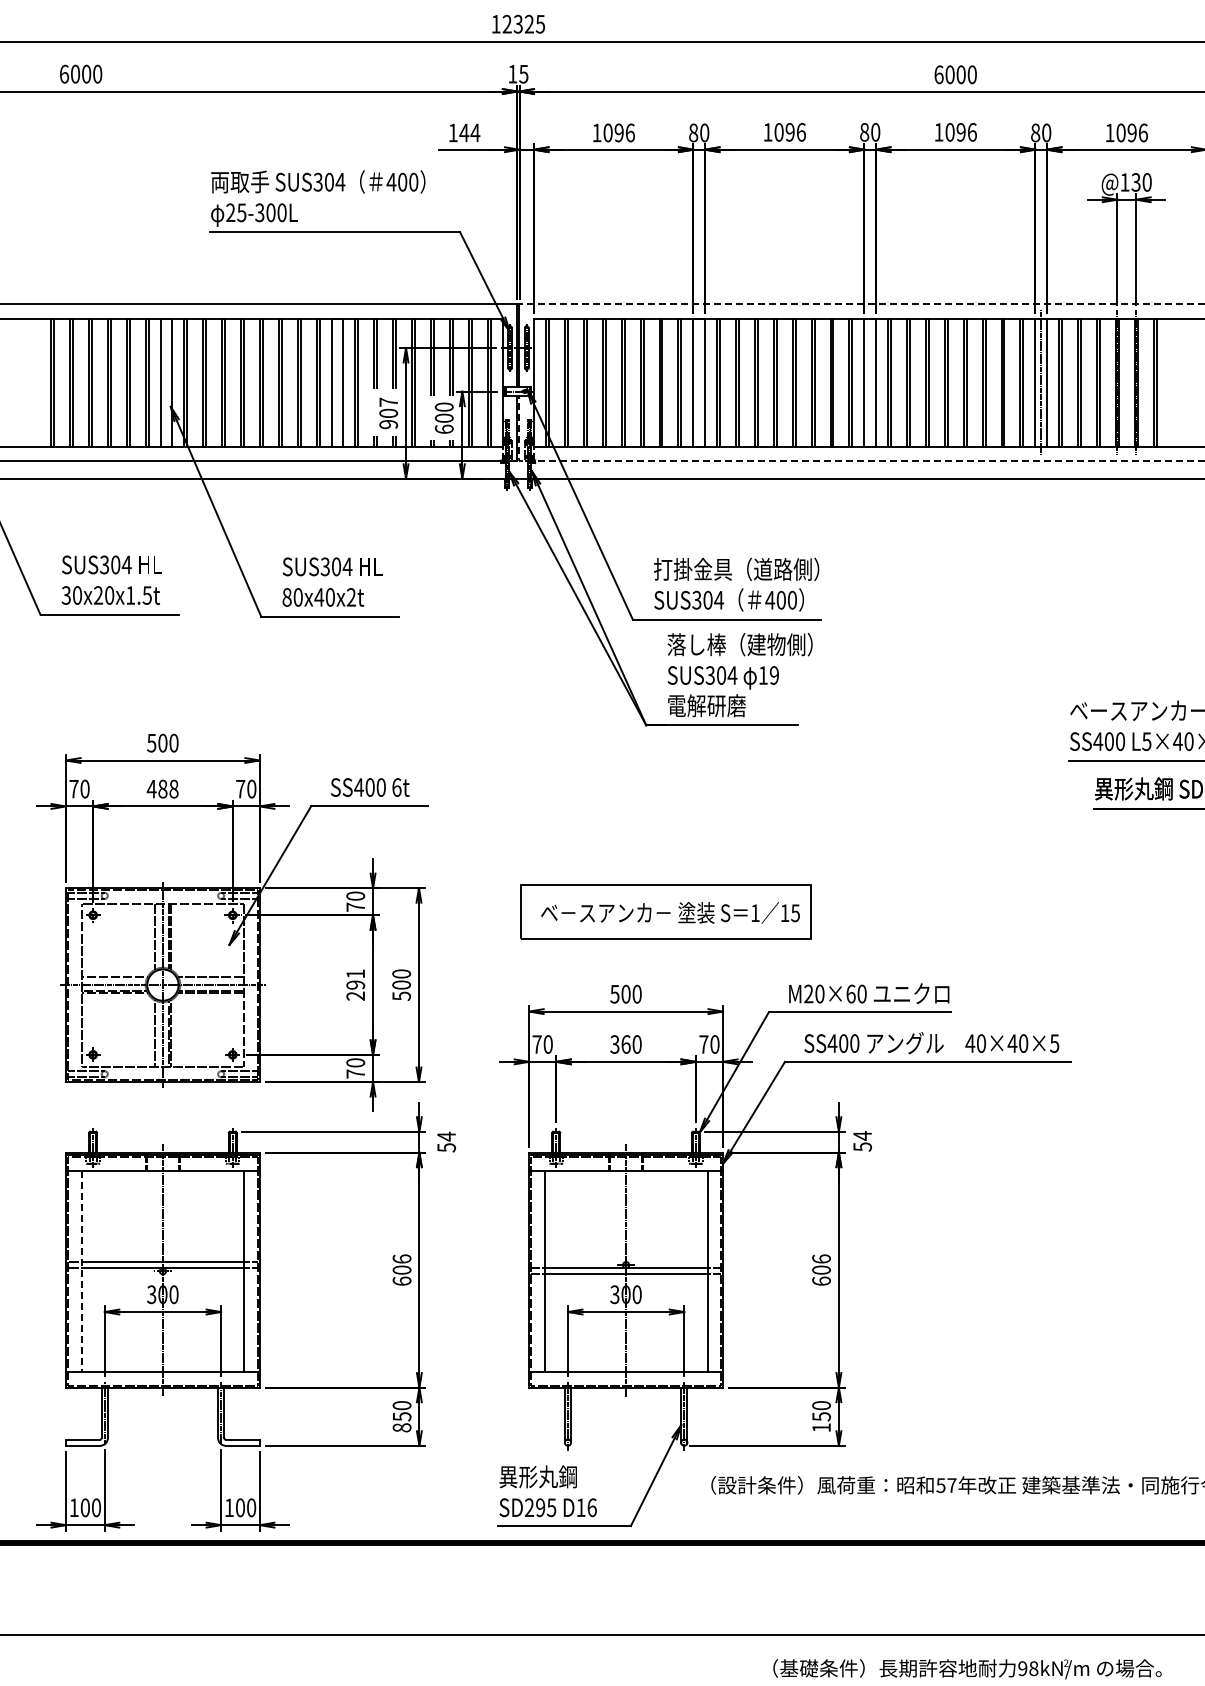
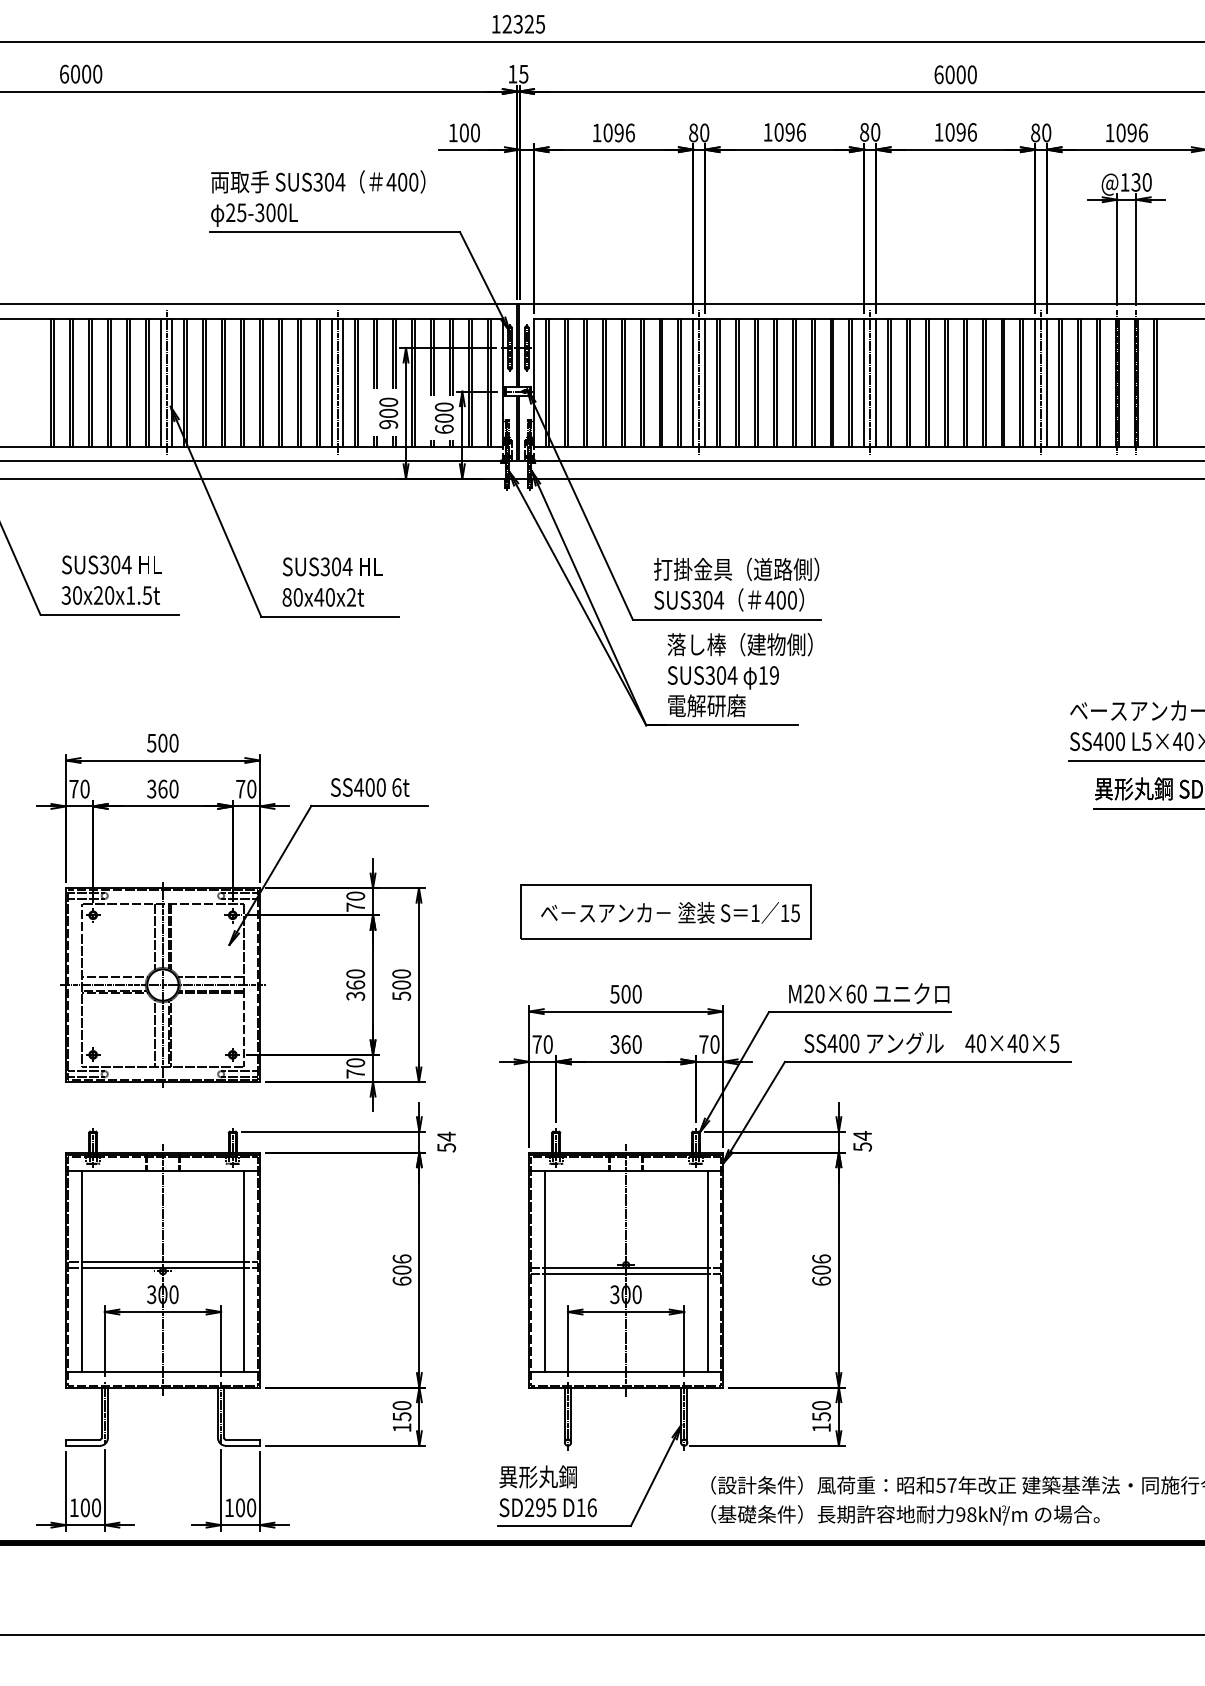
text: 144 -> 100 (469, 132)
line: dashed -> solid (861, 304)
line: none -> present (166, 382)
line: none -> present (337, 382)
line: none -> present (699, 382)
line: none -> present (870, 382)
text: 907 -> 900 (388, 401)
line: dashed -> solid (828, 461)
text: 488 -> 360 (162, 788)
text: 291 -> 360 (355, 984)
line: dashed -> solid (81, 1271)
text: 850 -> 150 (401, 1427)
text position: (967, 1669) -> (905, 1515) (905, 1515)
